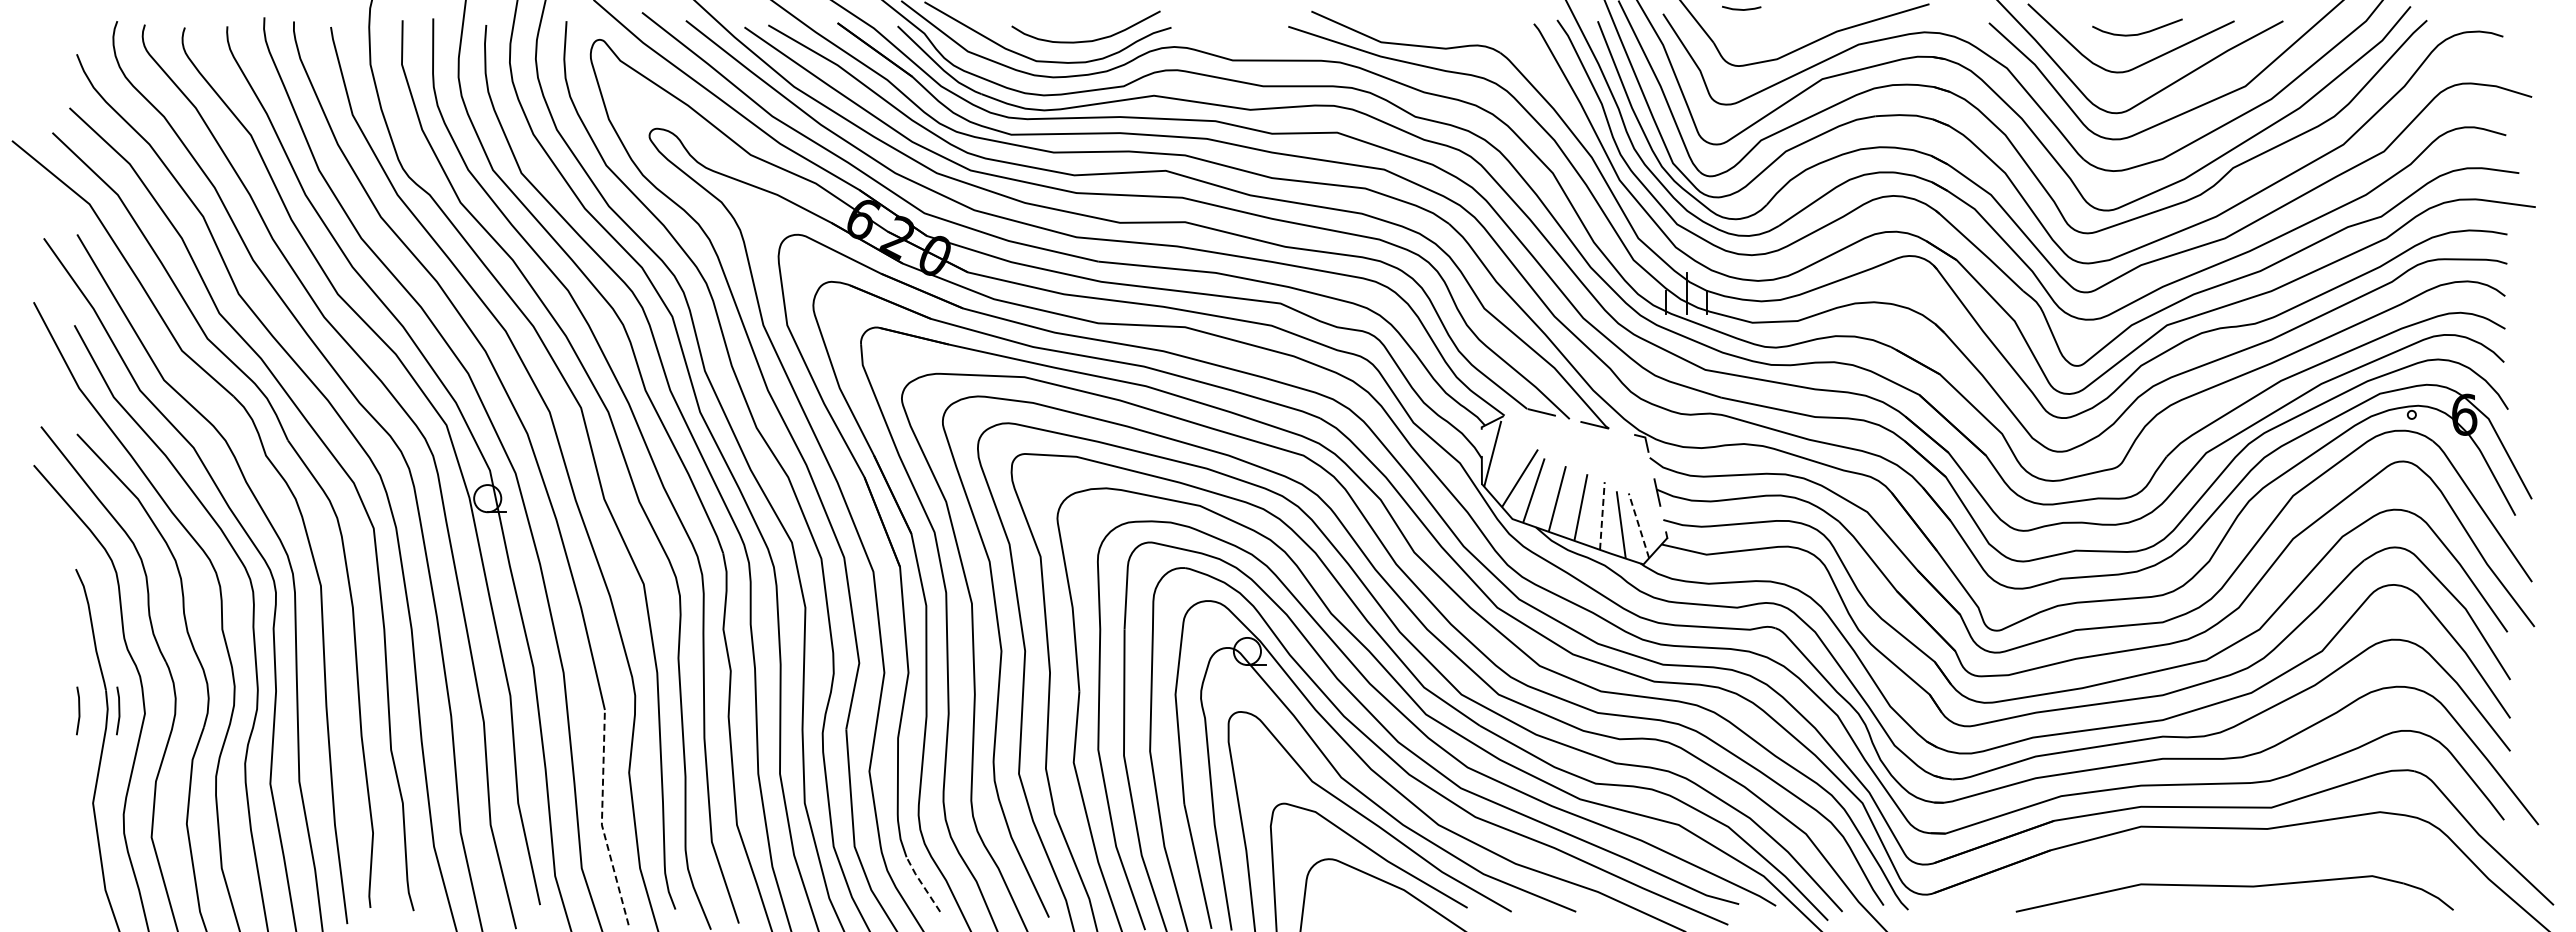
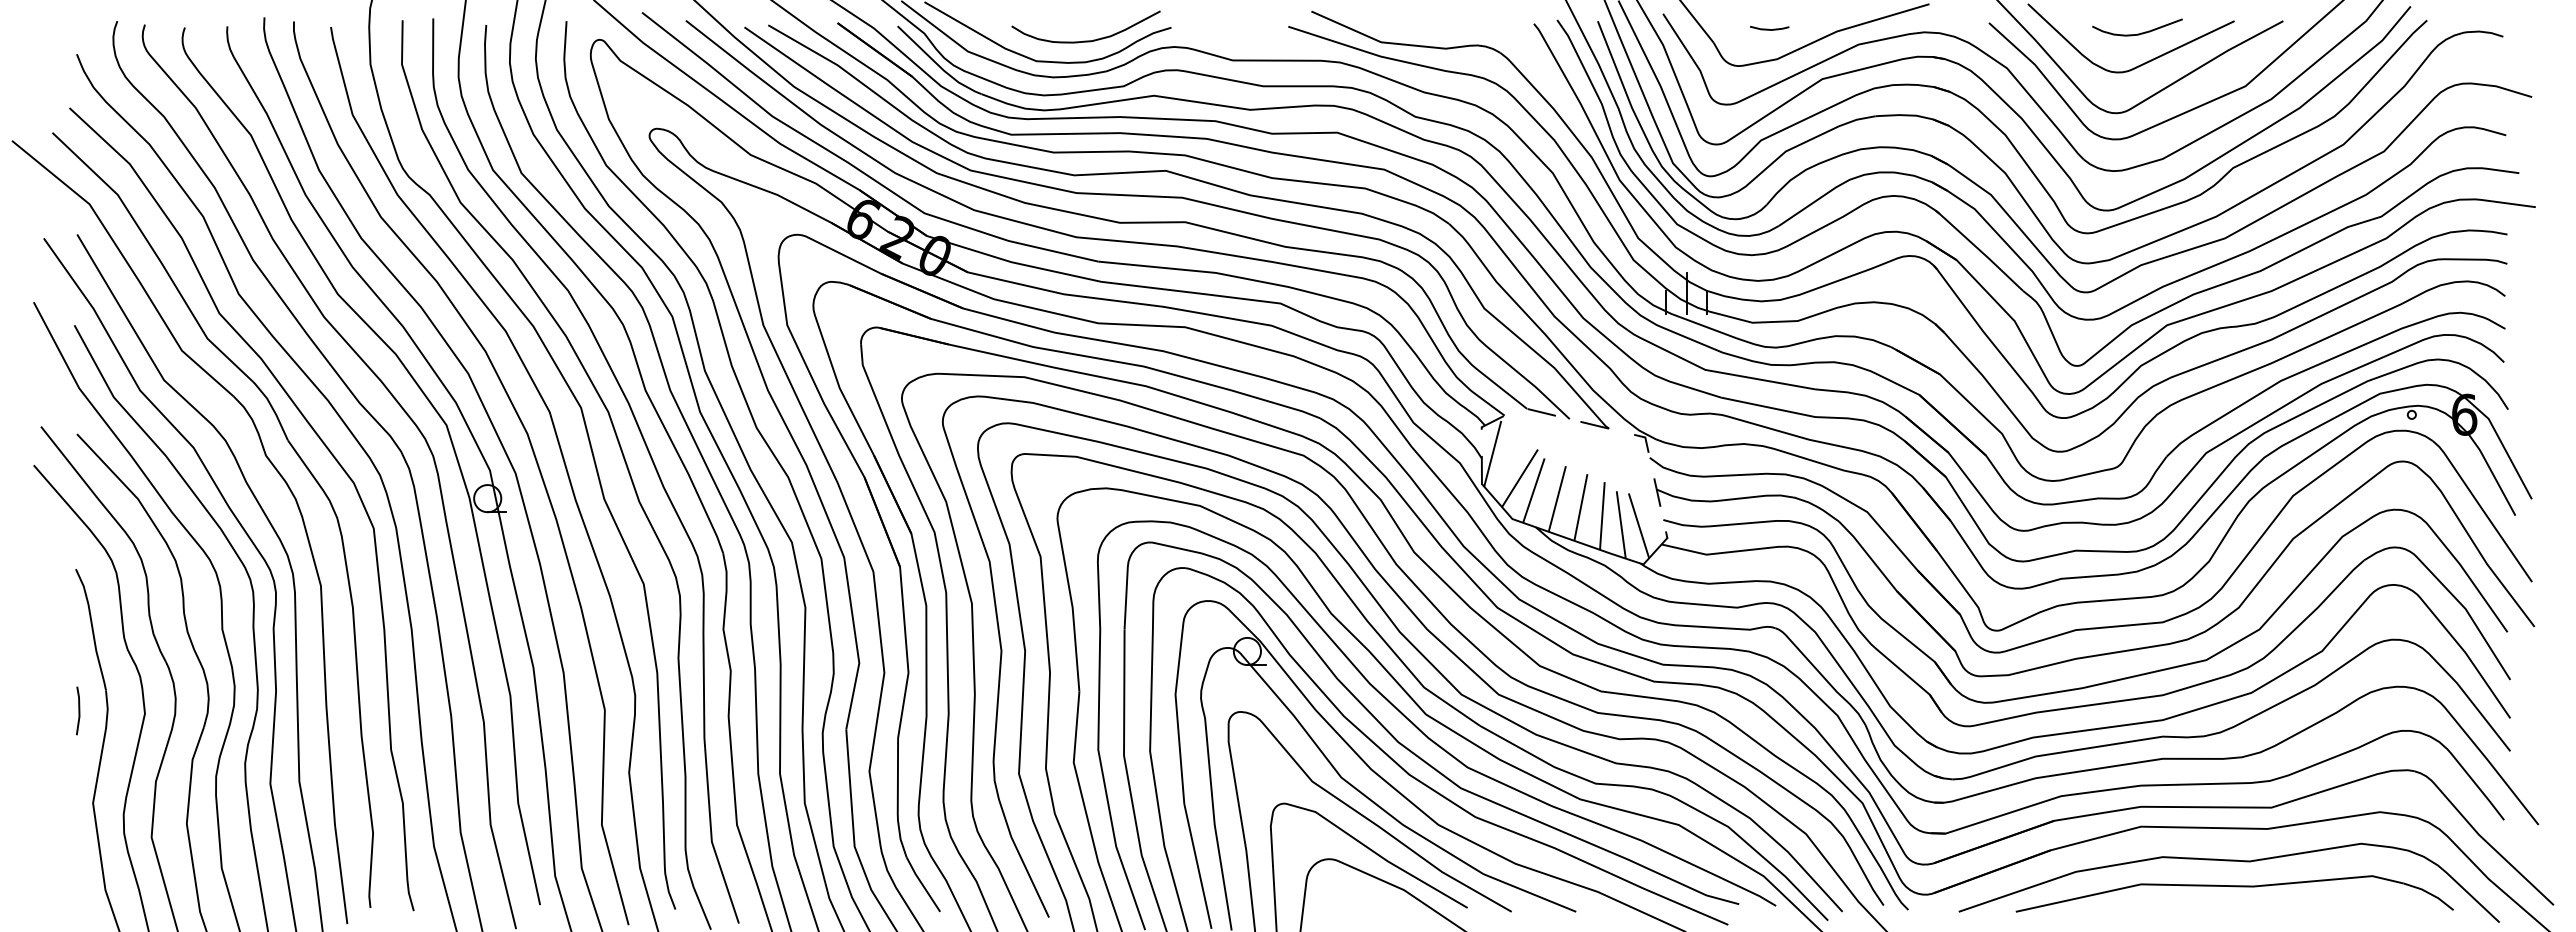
line position: (1740, 8) -> (1768, 28) (1768, 28)
line: dashed -> solid (1602, 515)
line: dashed -> solid (1638, 525)
line: present -> none (118, 710)
line: dashed -> solid (602, 819)
curve: none -> present (2228, 861)
line: dashed -> solid (922, 884)
